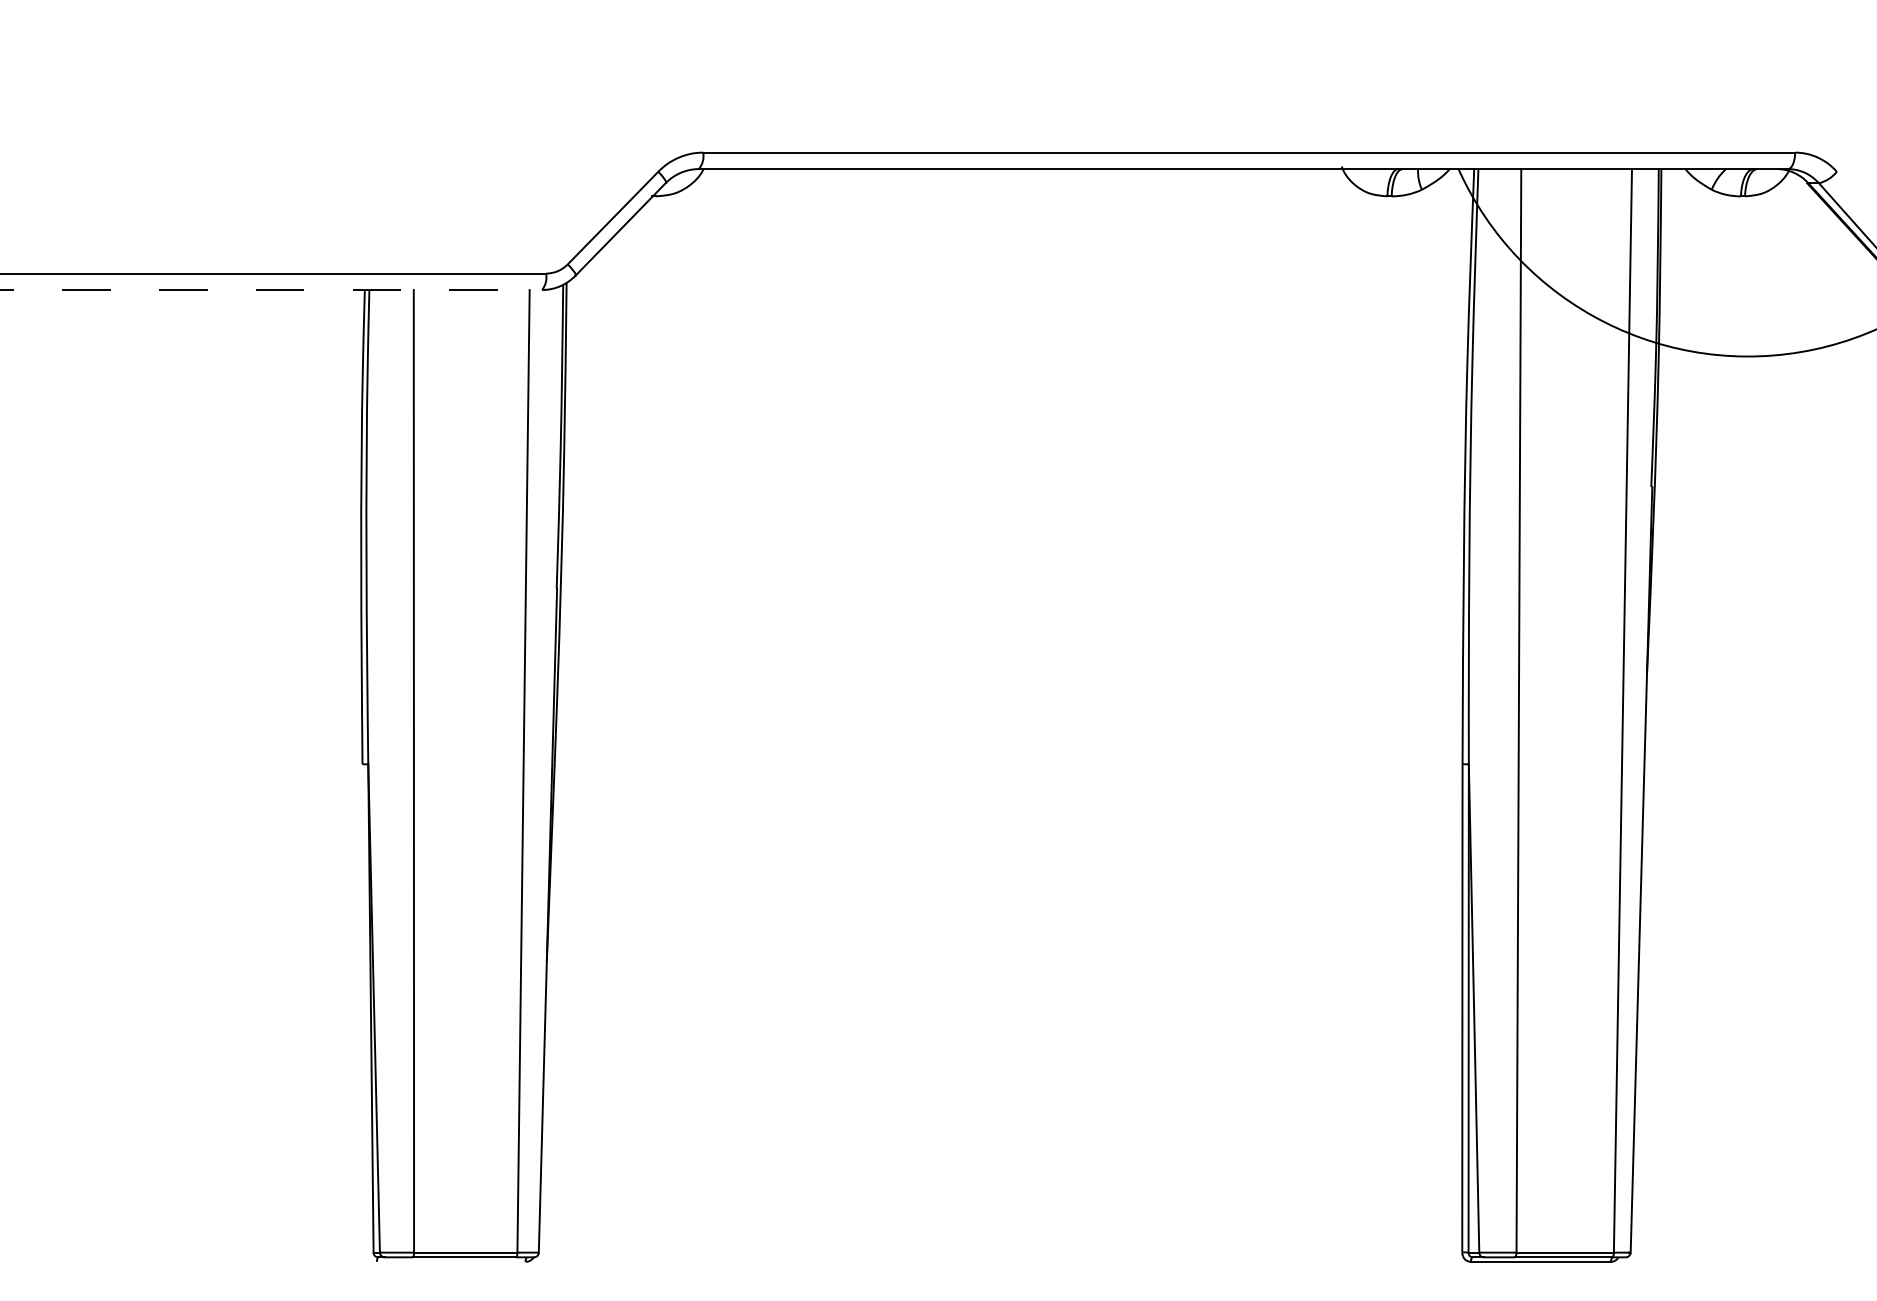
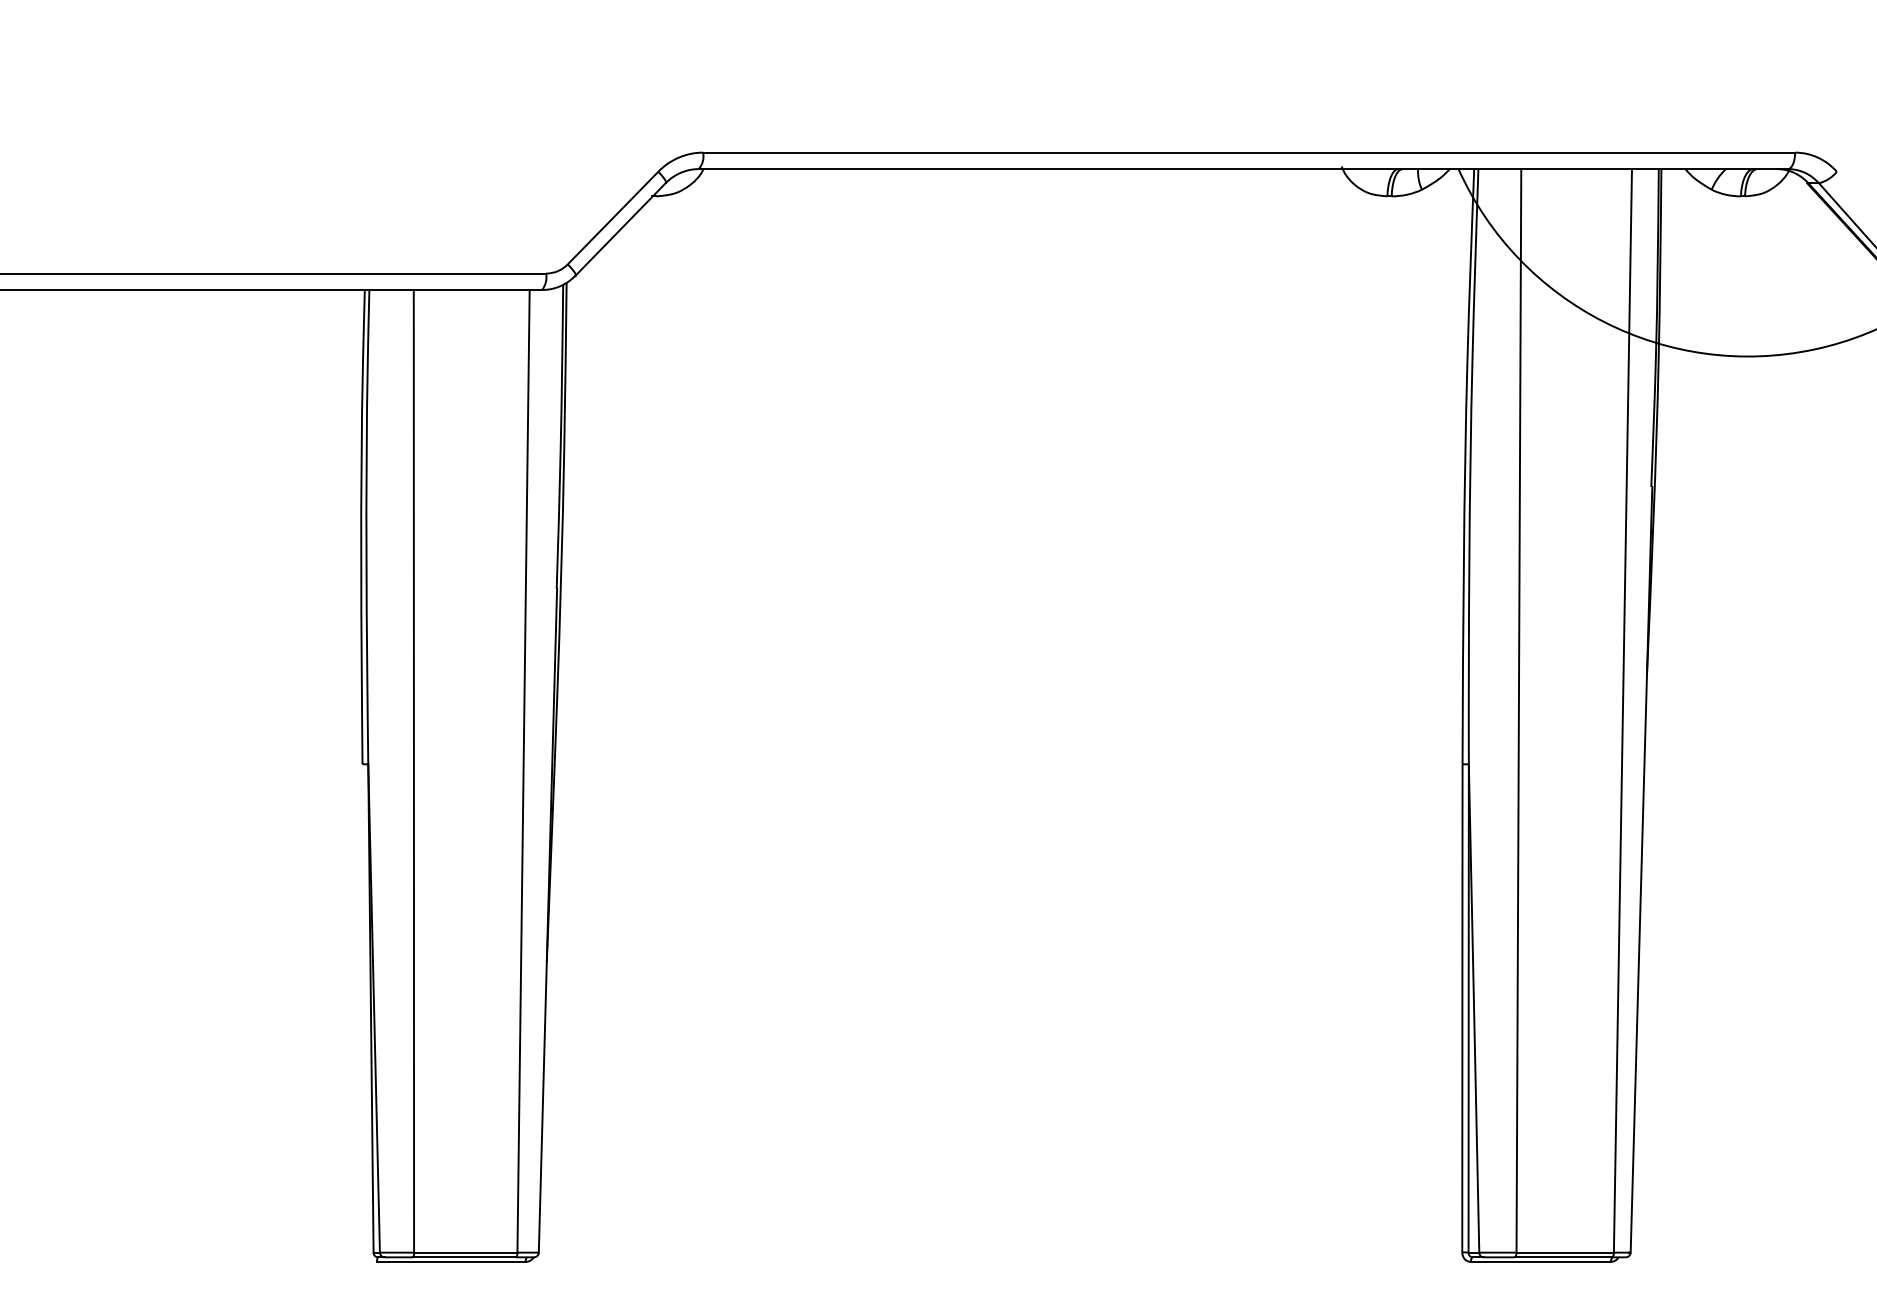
line: dashed -> solid (271, 290)
line: none -> present (451, 1261)
